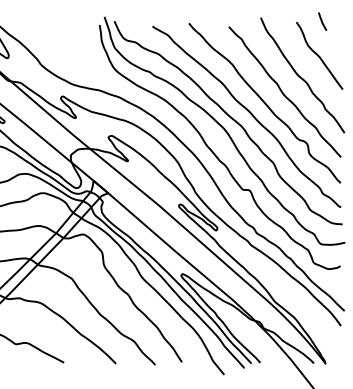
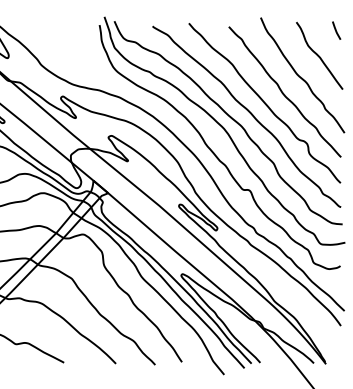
line position: (322, 21) -> (336, 30) (336, 30)
